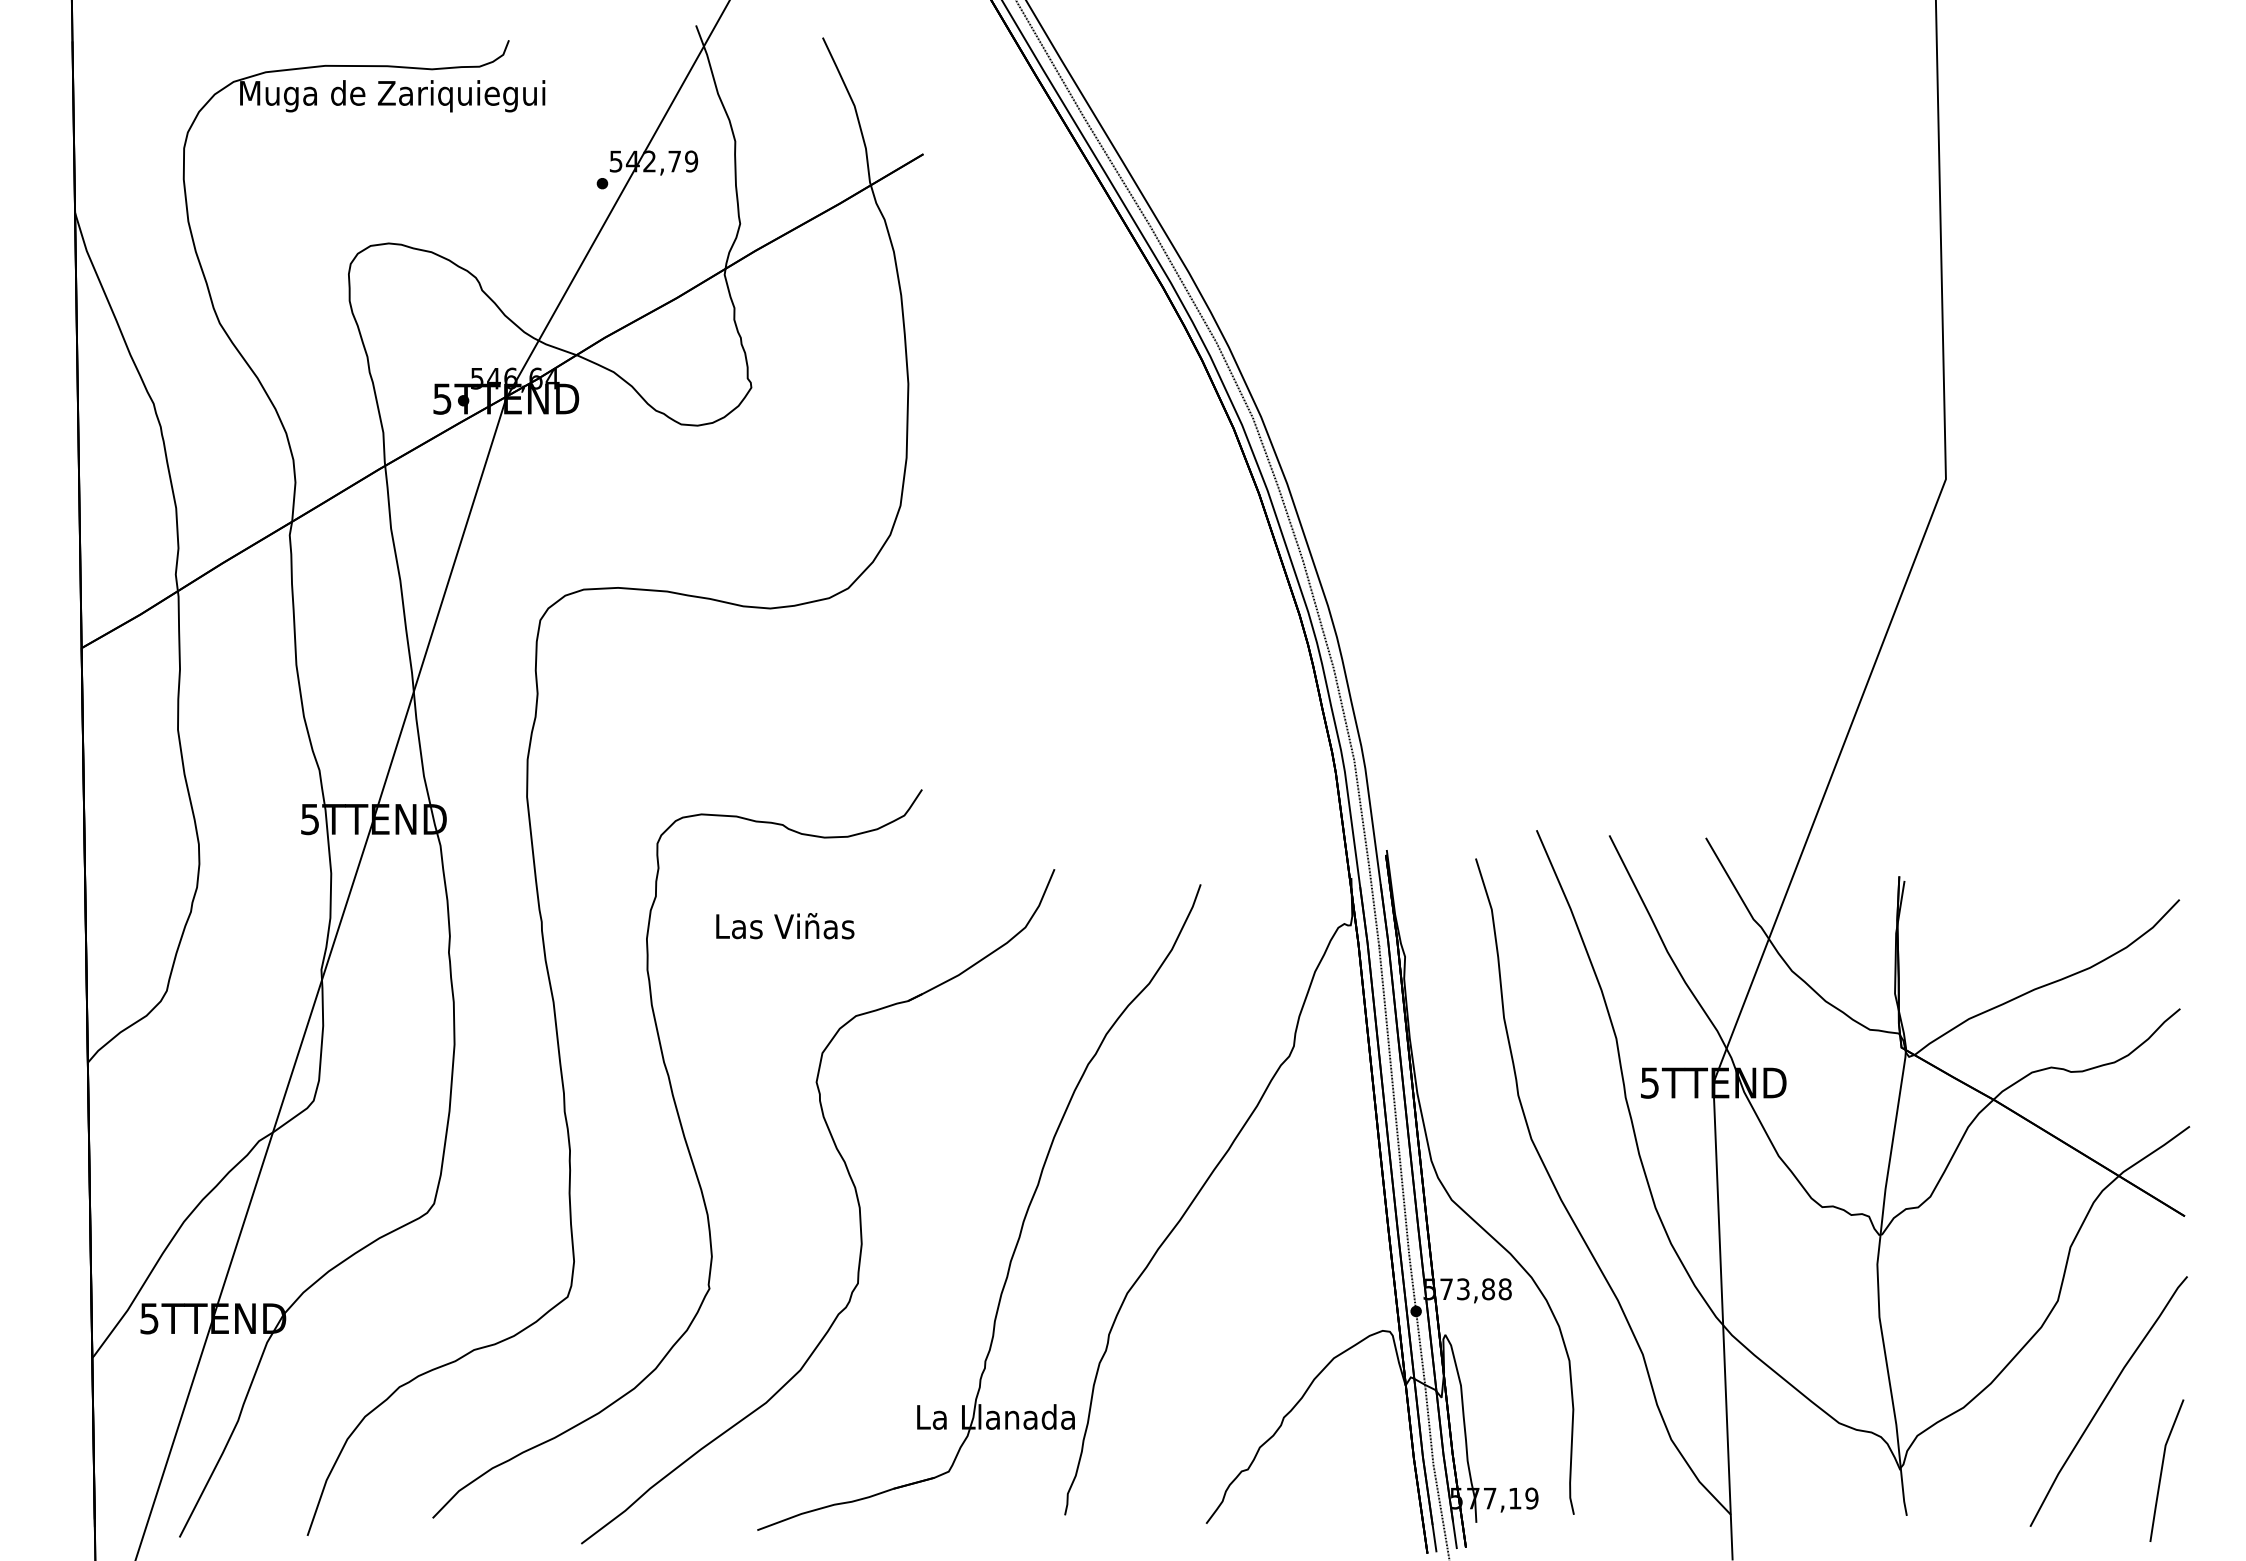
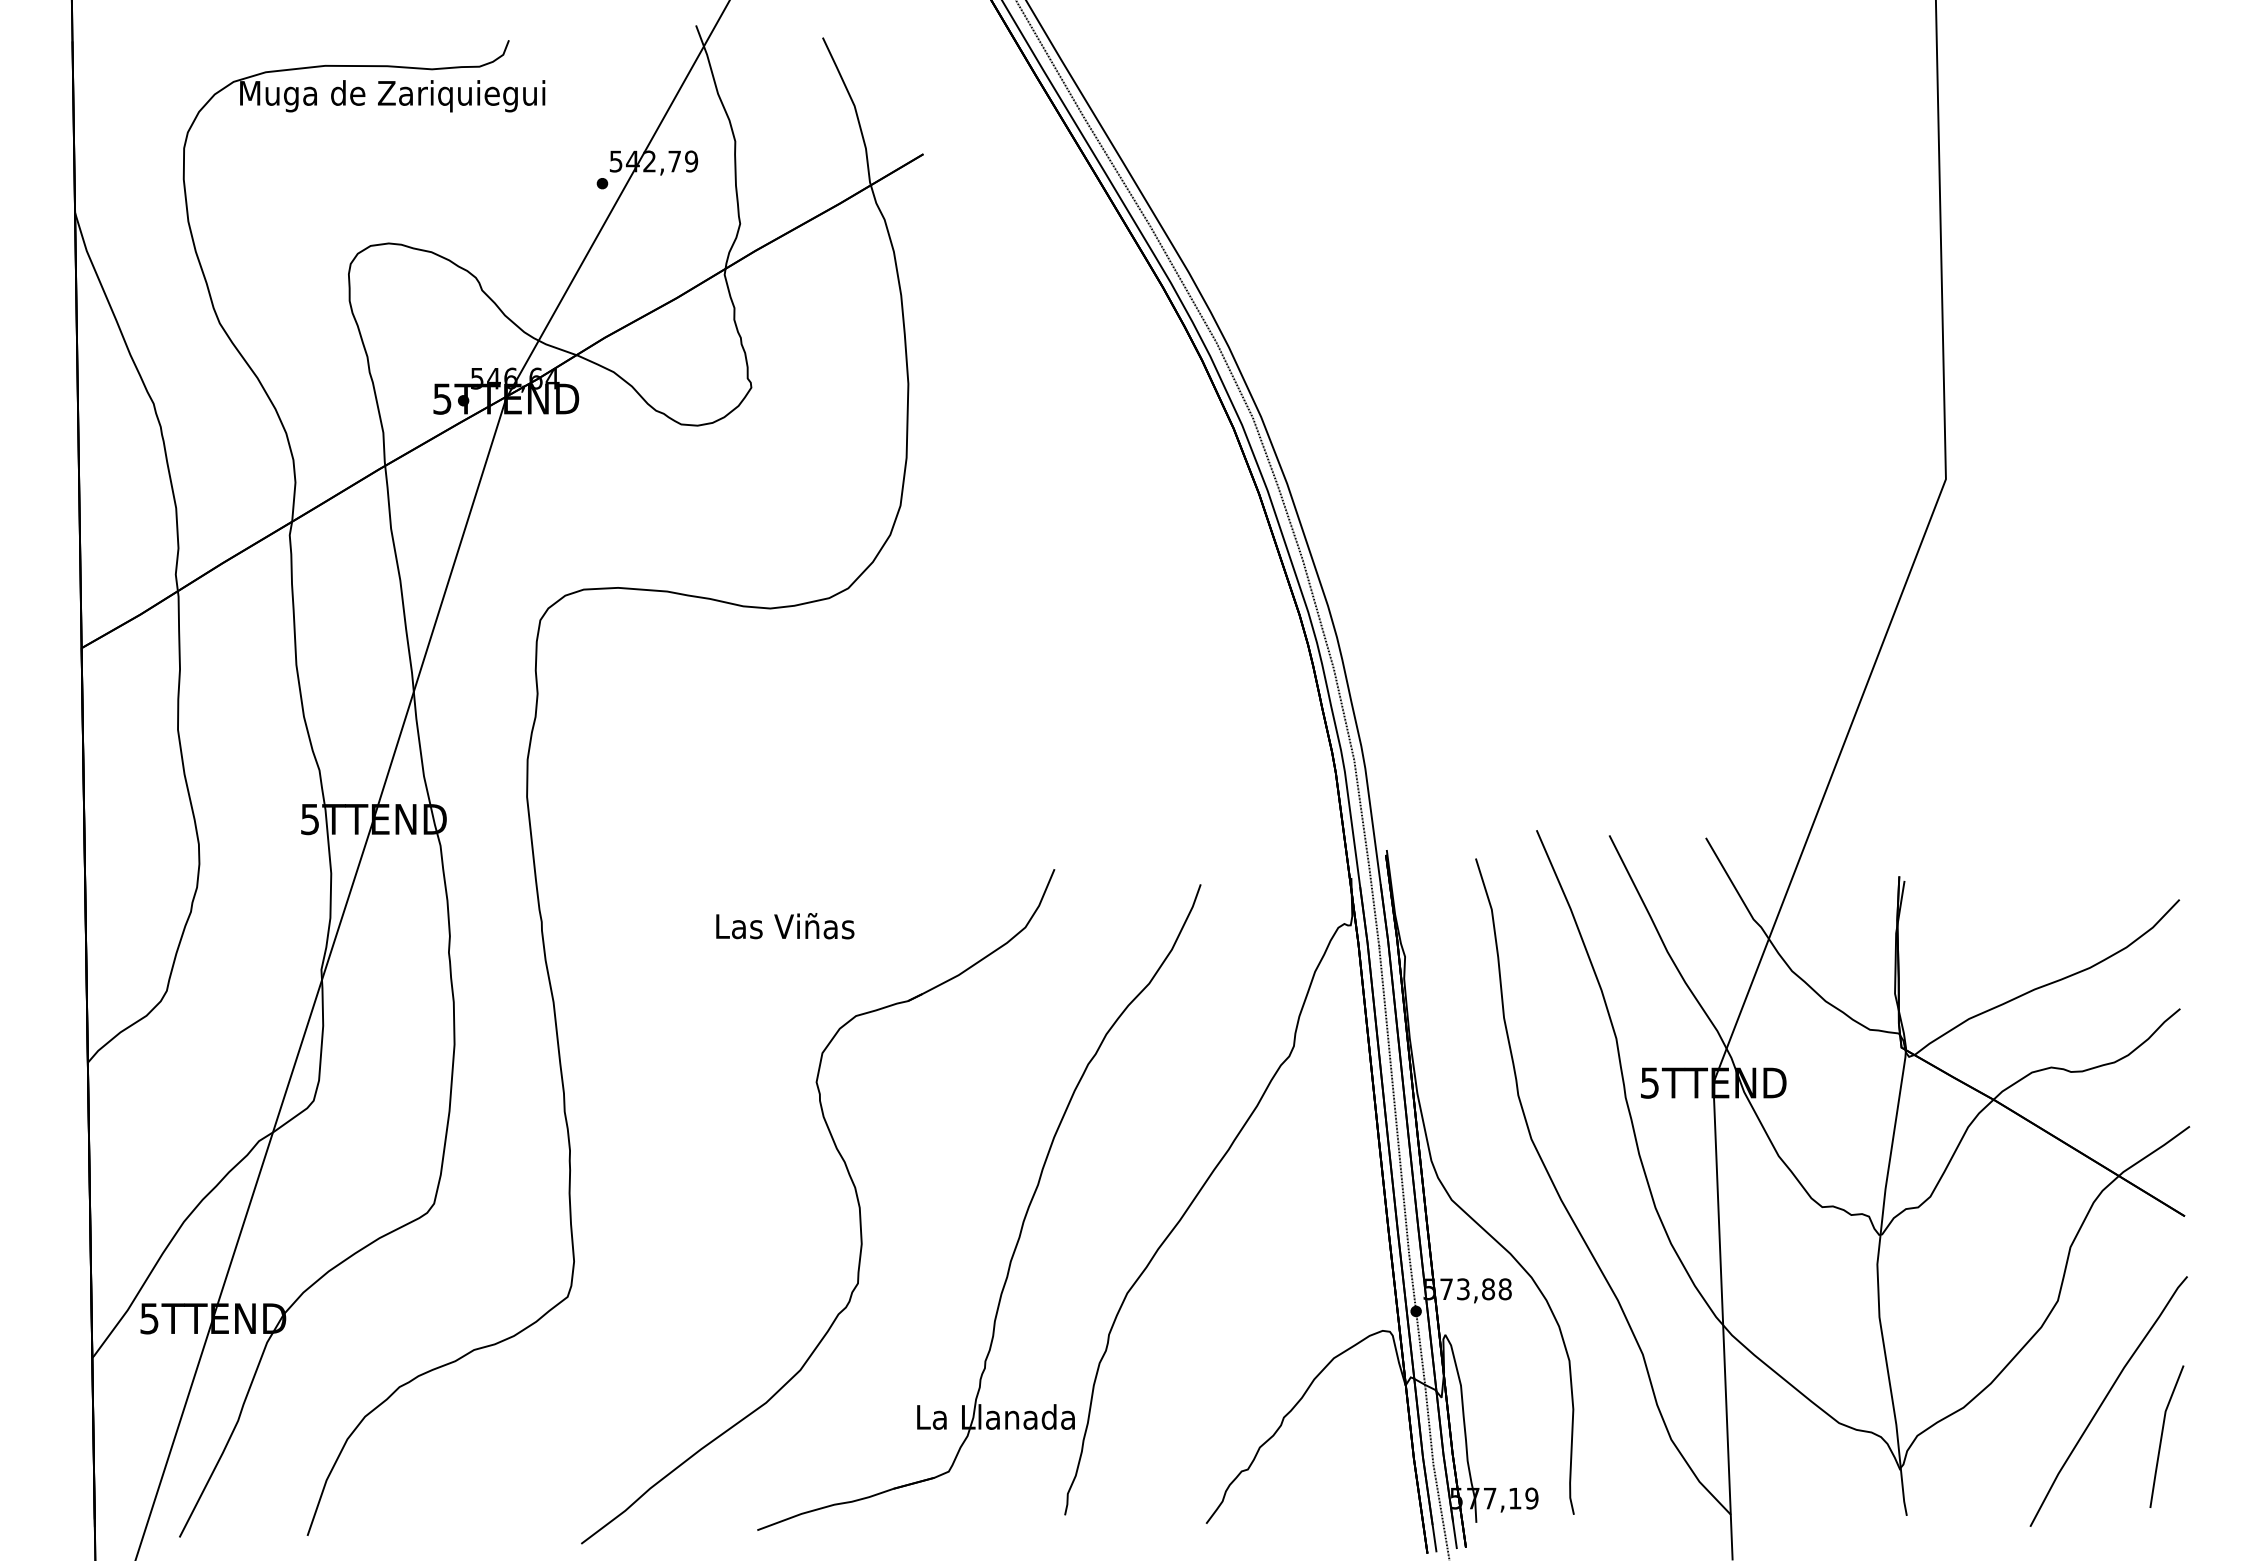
curve: present -> none (687, 1150)
line position: (2162, 1470) -> (2162, 1436) (2162, 1436)
